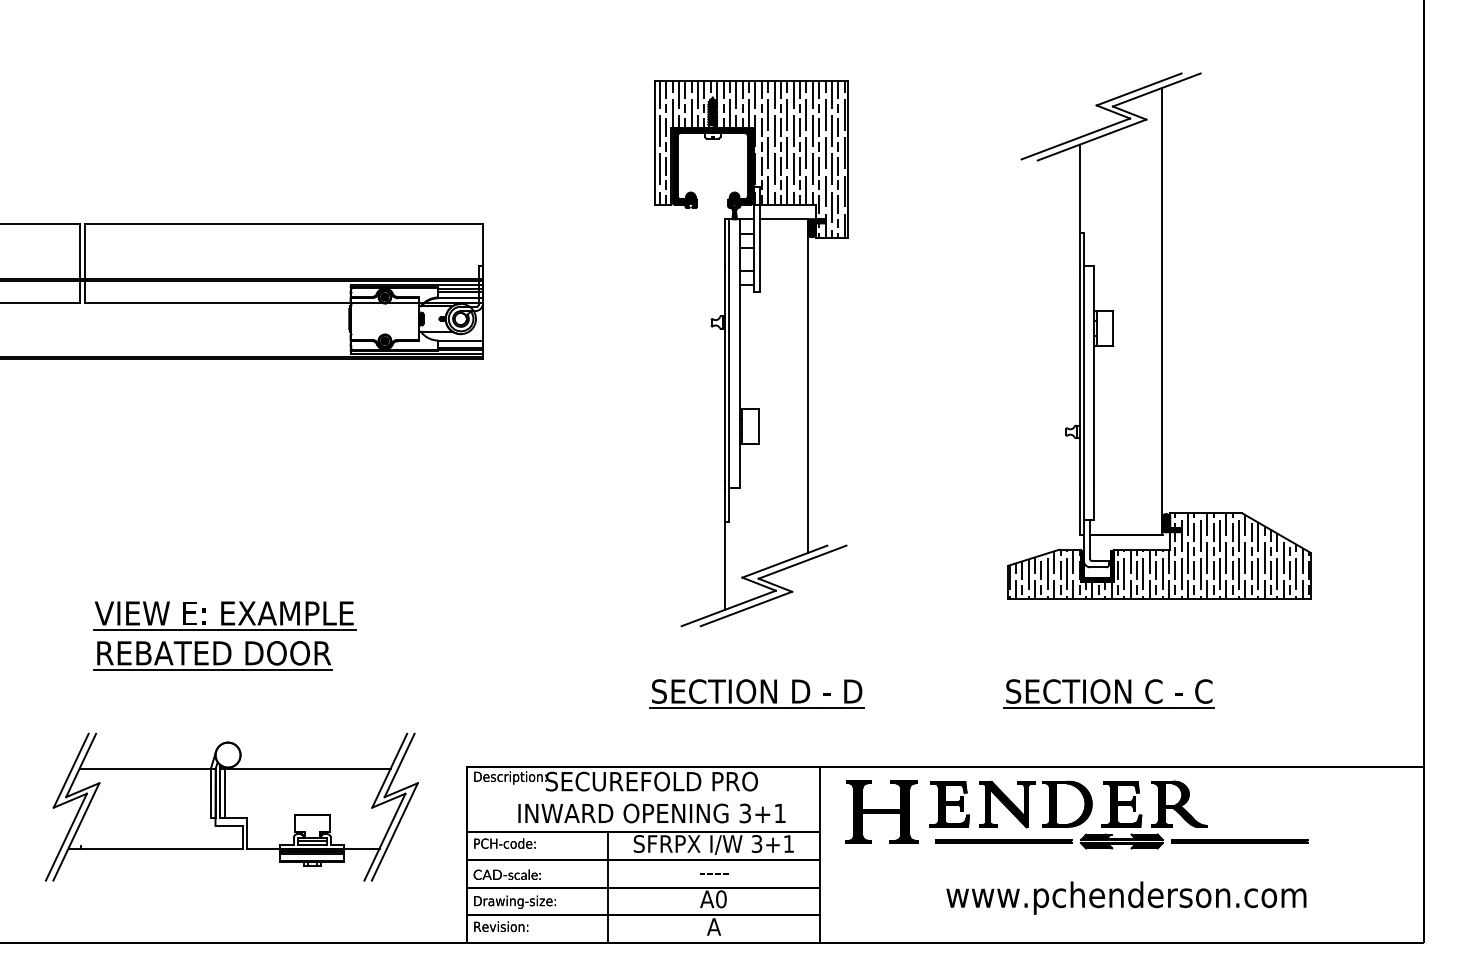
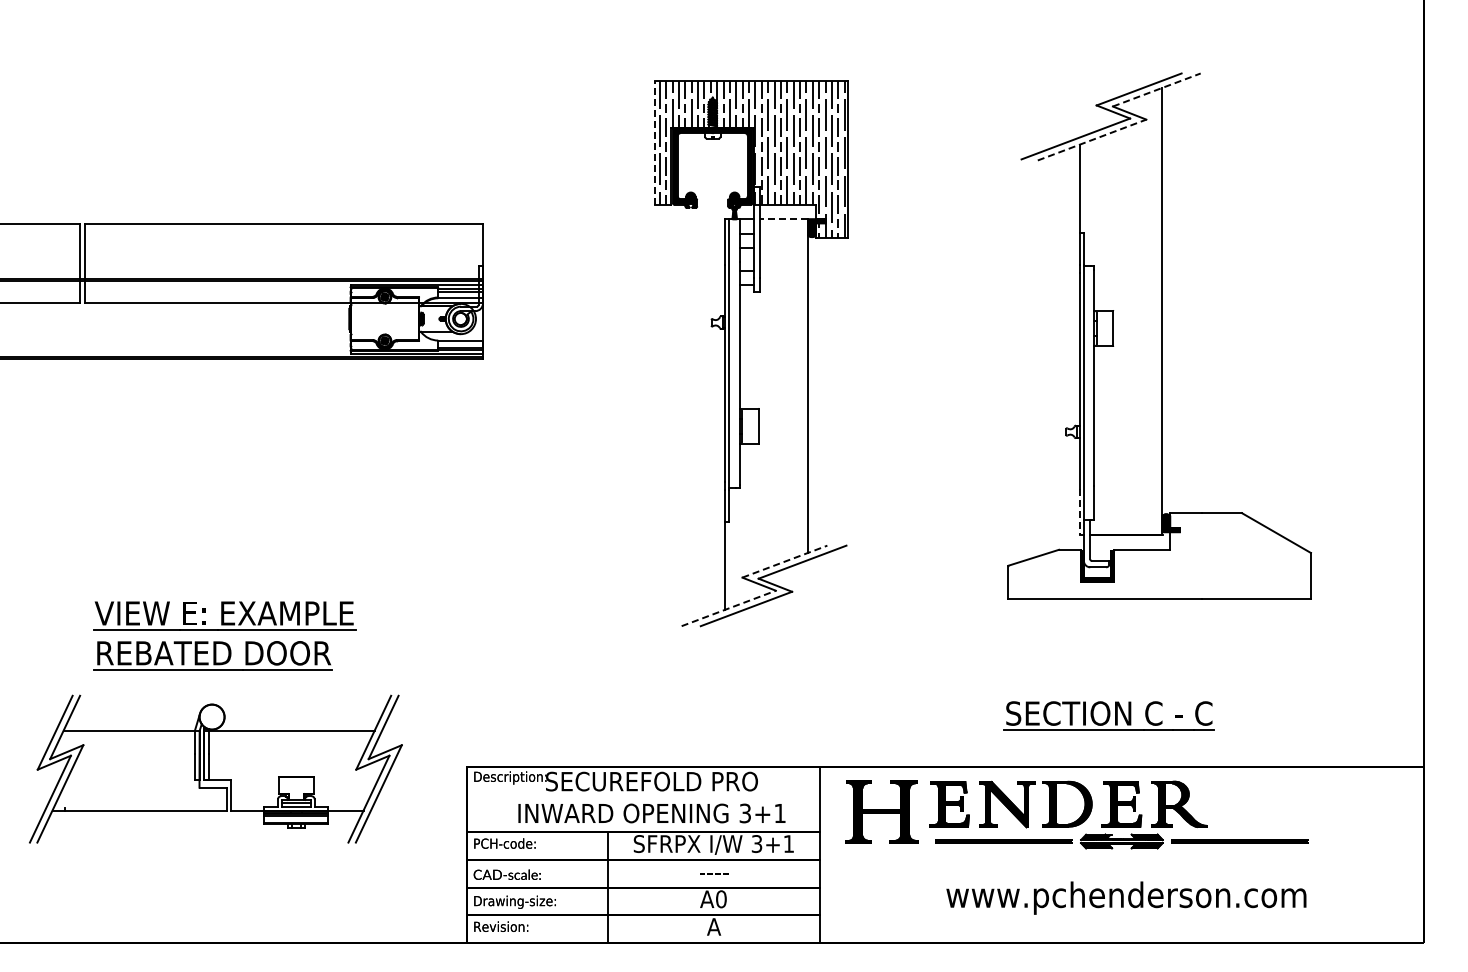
line: solid -> dashed (1156, 90)
line: solid -> dashed (1092, 139)
line: solid -> dashed (655, 142)
line: solid -> dashed (784, 219)
line: solid -> dashed (1079, 512)
hatch: present -> none (1159, 556)
line: solid -> dashed (785, 561)
line: solid -> dashed (729, 608)
part: present -> none (756, 693)
part position: (1108, 693) -> (1108, 715) (1108, 715)
part position: (231, 806) -> (215, 768) (215, 768)
